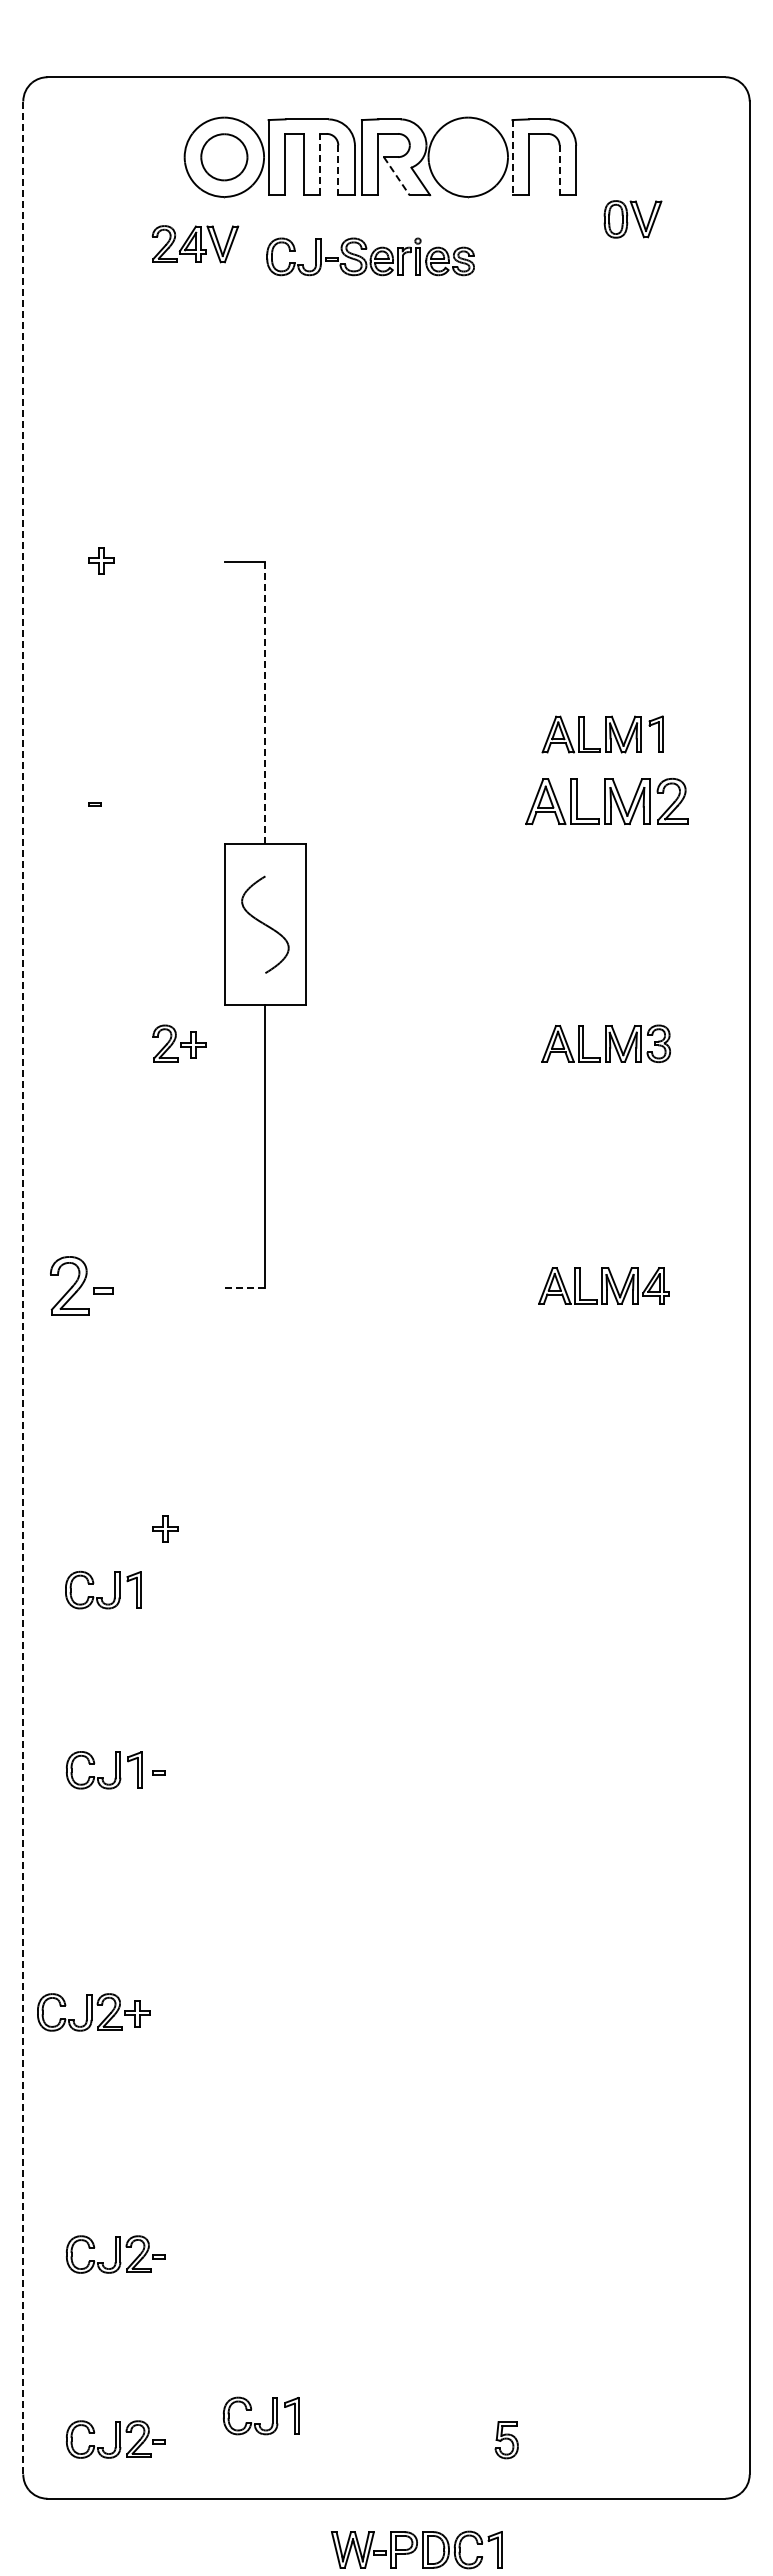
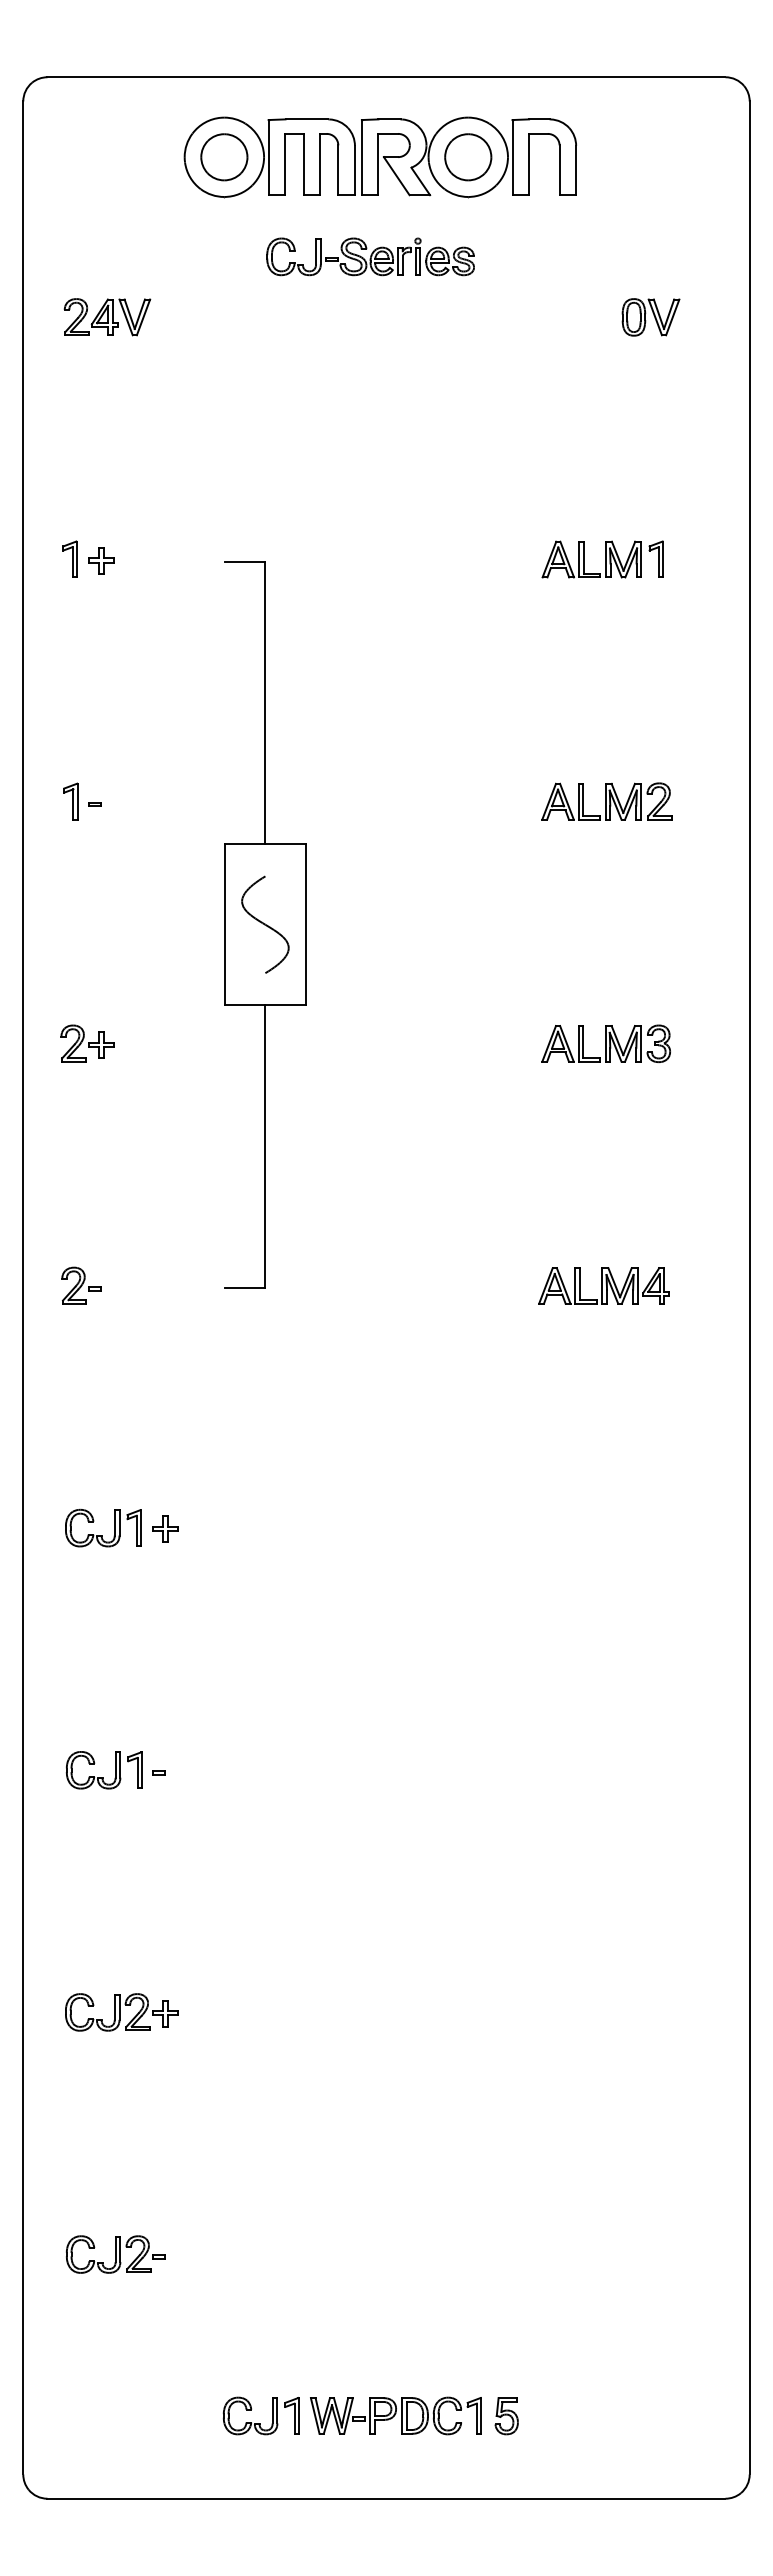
part: none -> present (468, 157)
line: dashed -> solid (512, 157)
line: dashed -> solid (320, 164)
line: dashed -> solid (338, 170)
line: dashed -> solid (559, 170)
line: dashed -> solid (396, 176)
part position: (632, 219) -> (650, 317) (650, 317)
part position: (195, 244) -> (107, 317) (107, 317)
part: none -> present (69, 558)
line: dashed -> solid (265, 703)
part position: (602, 734) -> (602, 559) (602, 559)
part: none -> present (70, 801)
part size: 164x48 px -> 132x39 px (606, 801)
part position: (179, 1043) -> (87, 1043) (87, 1043)
part size: 64x60 px -> 41x39 px (81, 1285)
line: dashed -> solid (23, 1287)
line: dashed -> solid (244, 1288)
part position: (102, 1597) -> (102, 1535) (102, 1535)
part position: (93, 2012) -> (121, 2012) (121, 2012)
part: present -> none (115, 2439)
part position: (506, 2440) -> (506, 2416) (506, 2416)
part position: (416, 2549) -> (395, 2415) (395, 2415)
